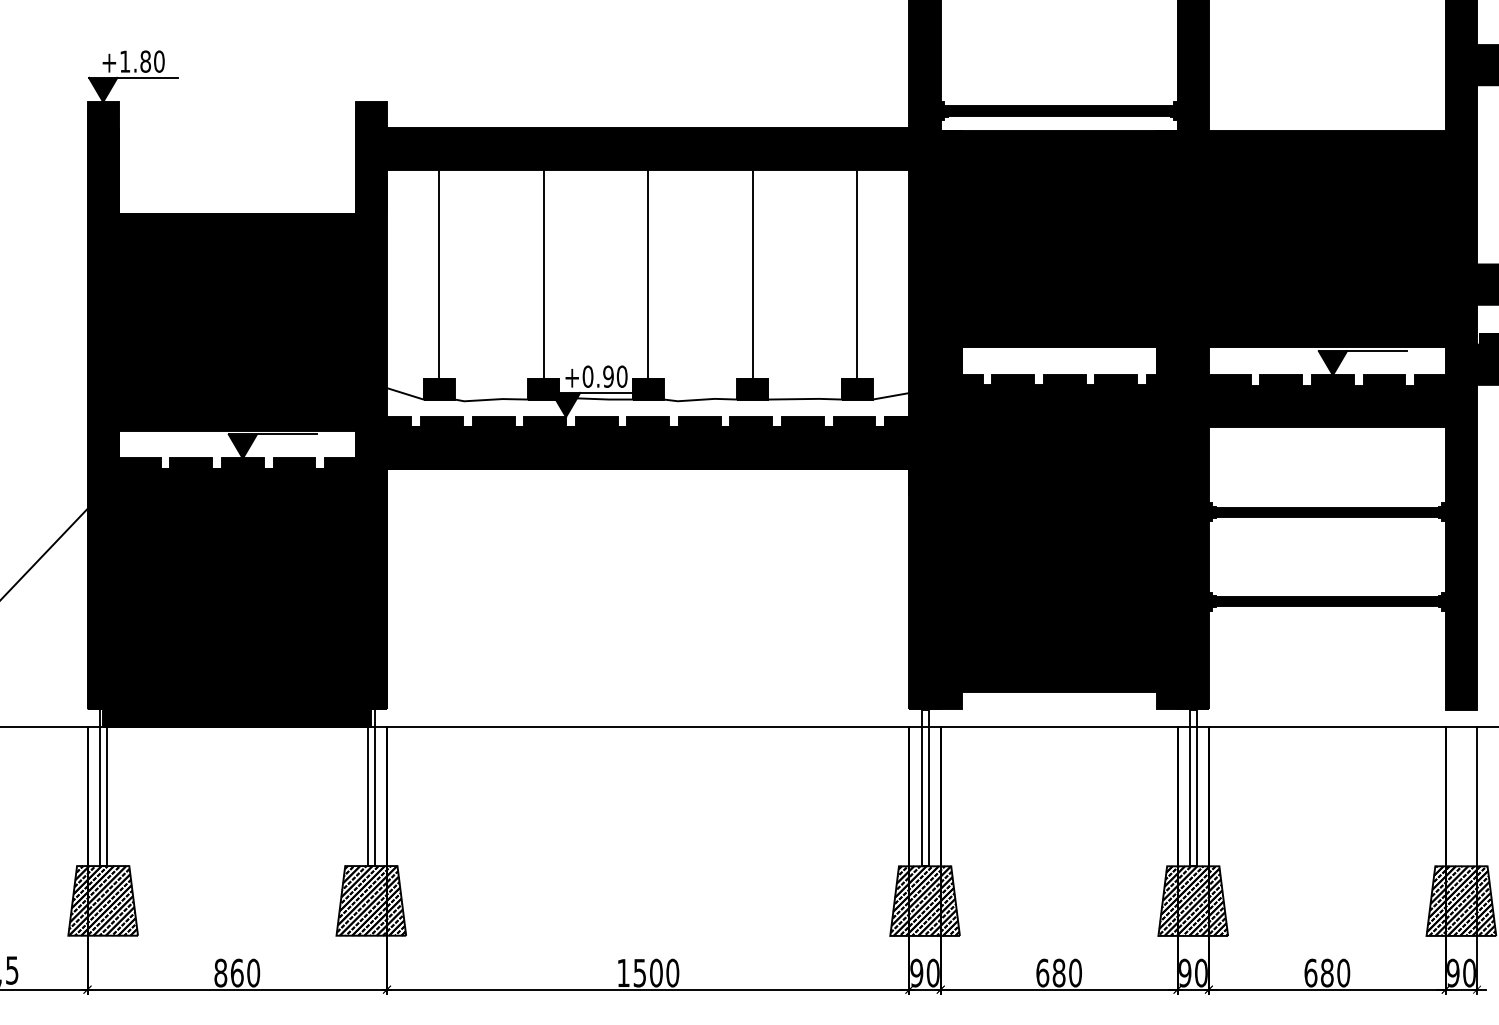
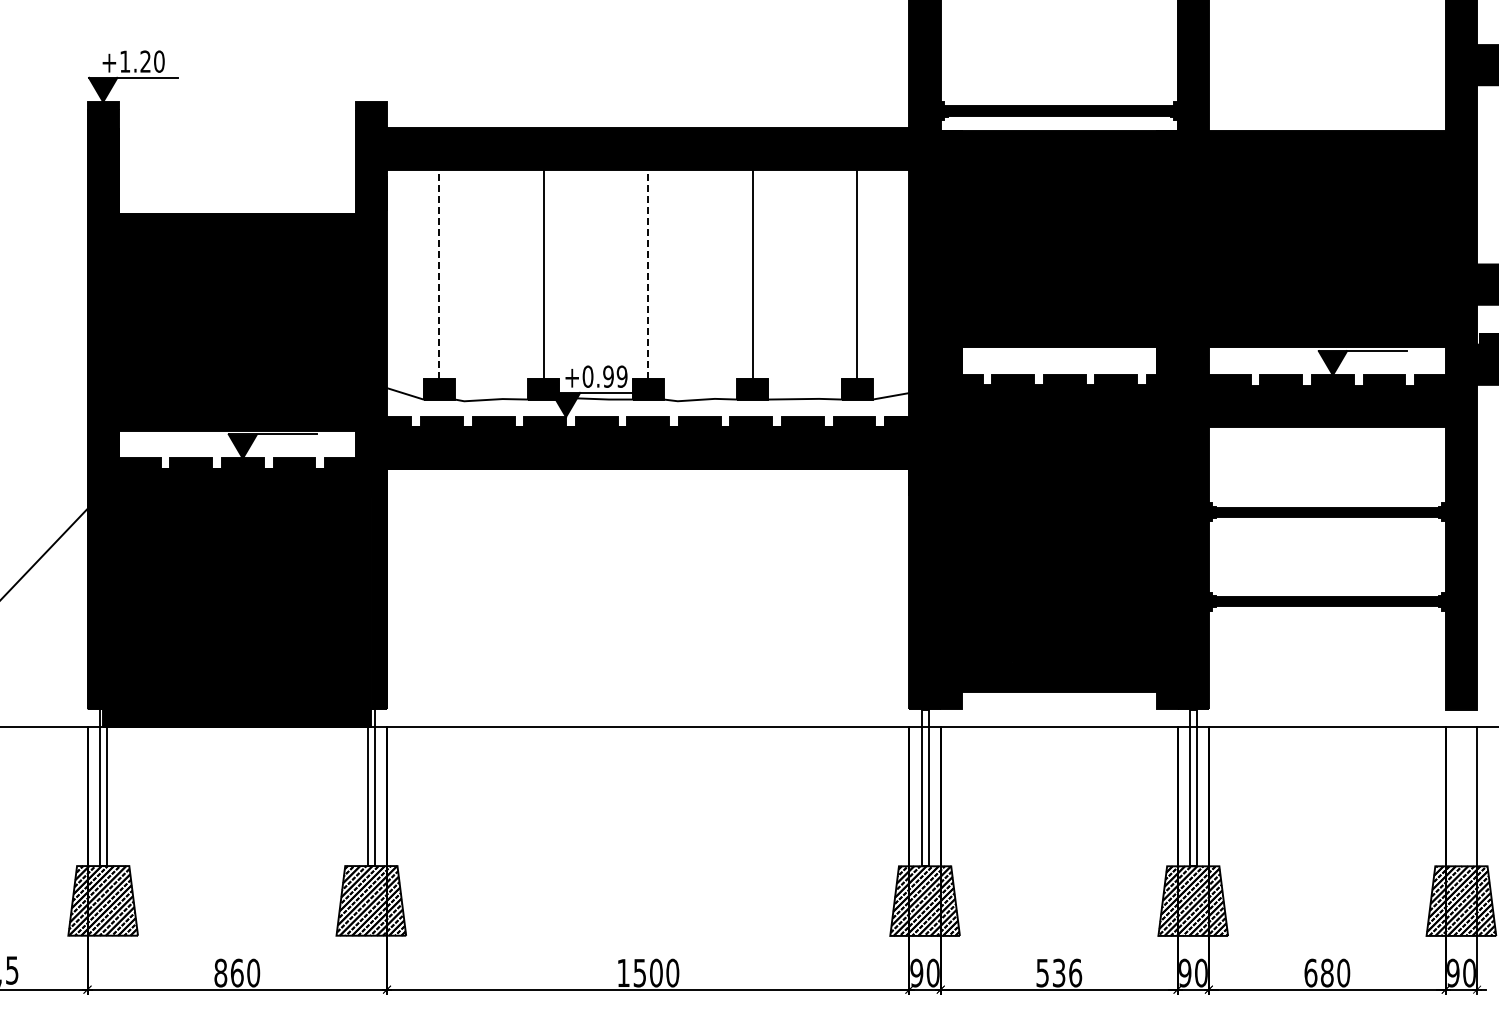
text: +1.80 -> +1.20 (145, 61)
line: solid -> dashed (439, 273)
line: solid -> dashed (648, 273)
text: +0.90 -> +0.99 (621, 376)
text: 680 -> 536 (1059, 972)
